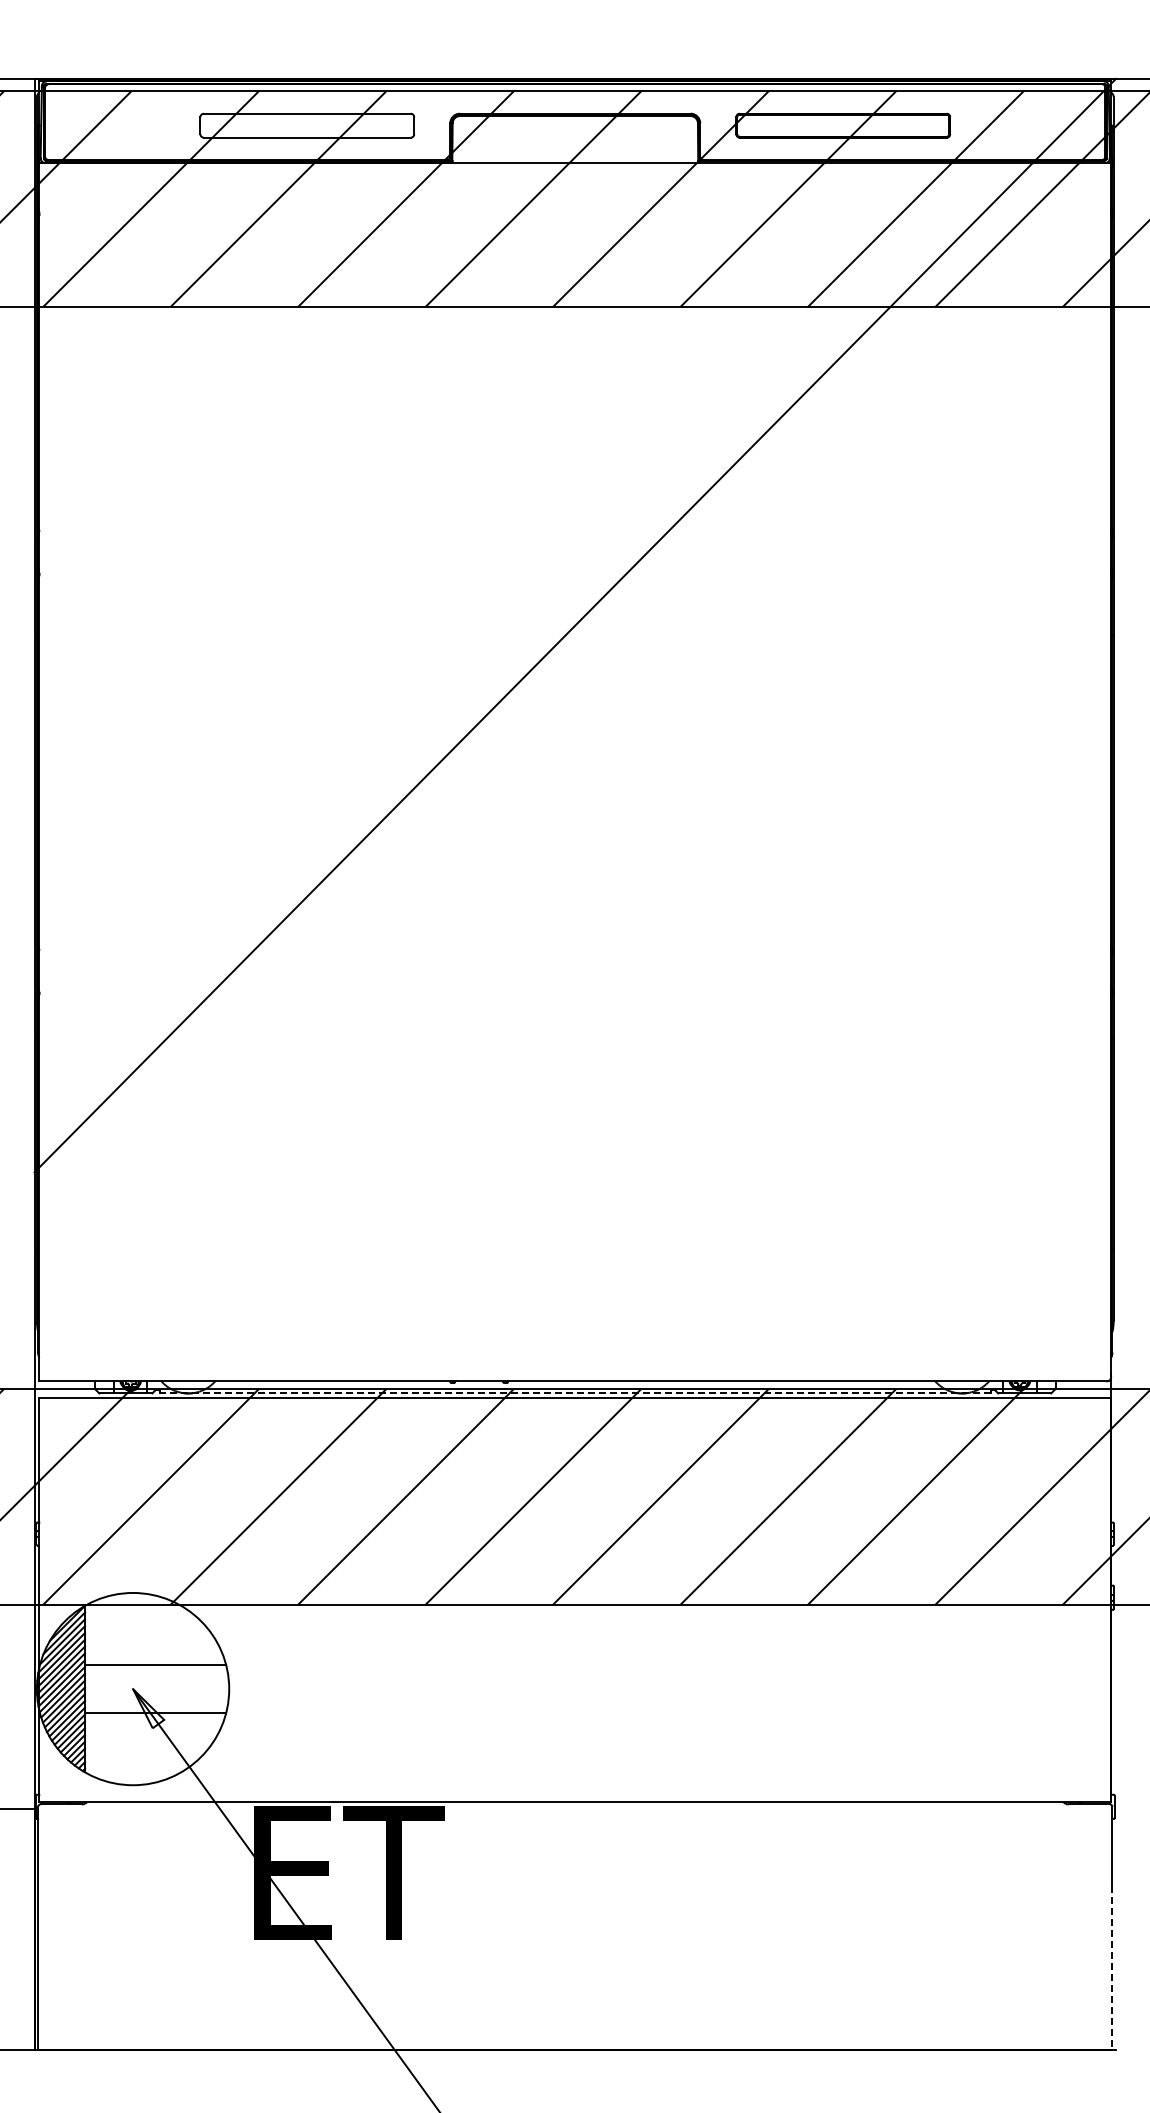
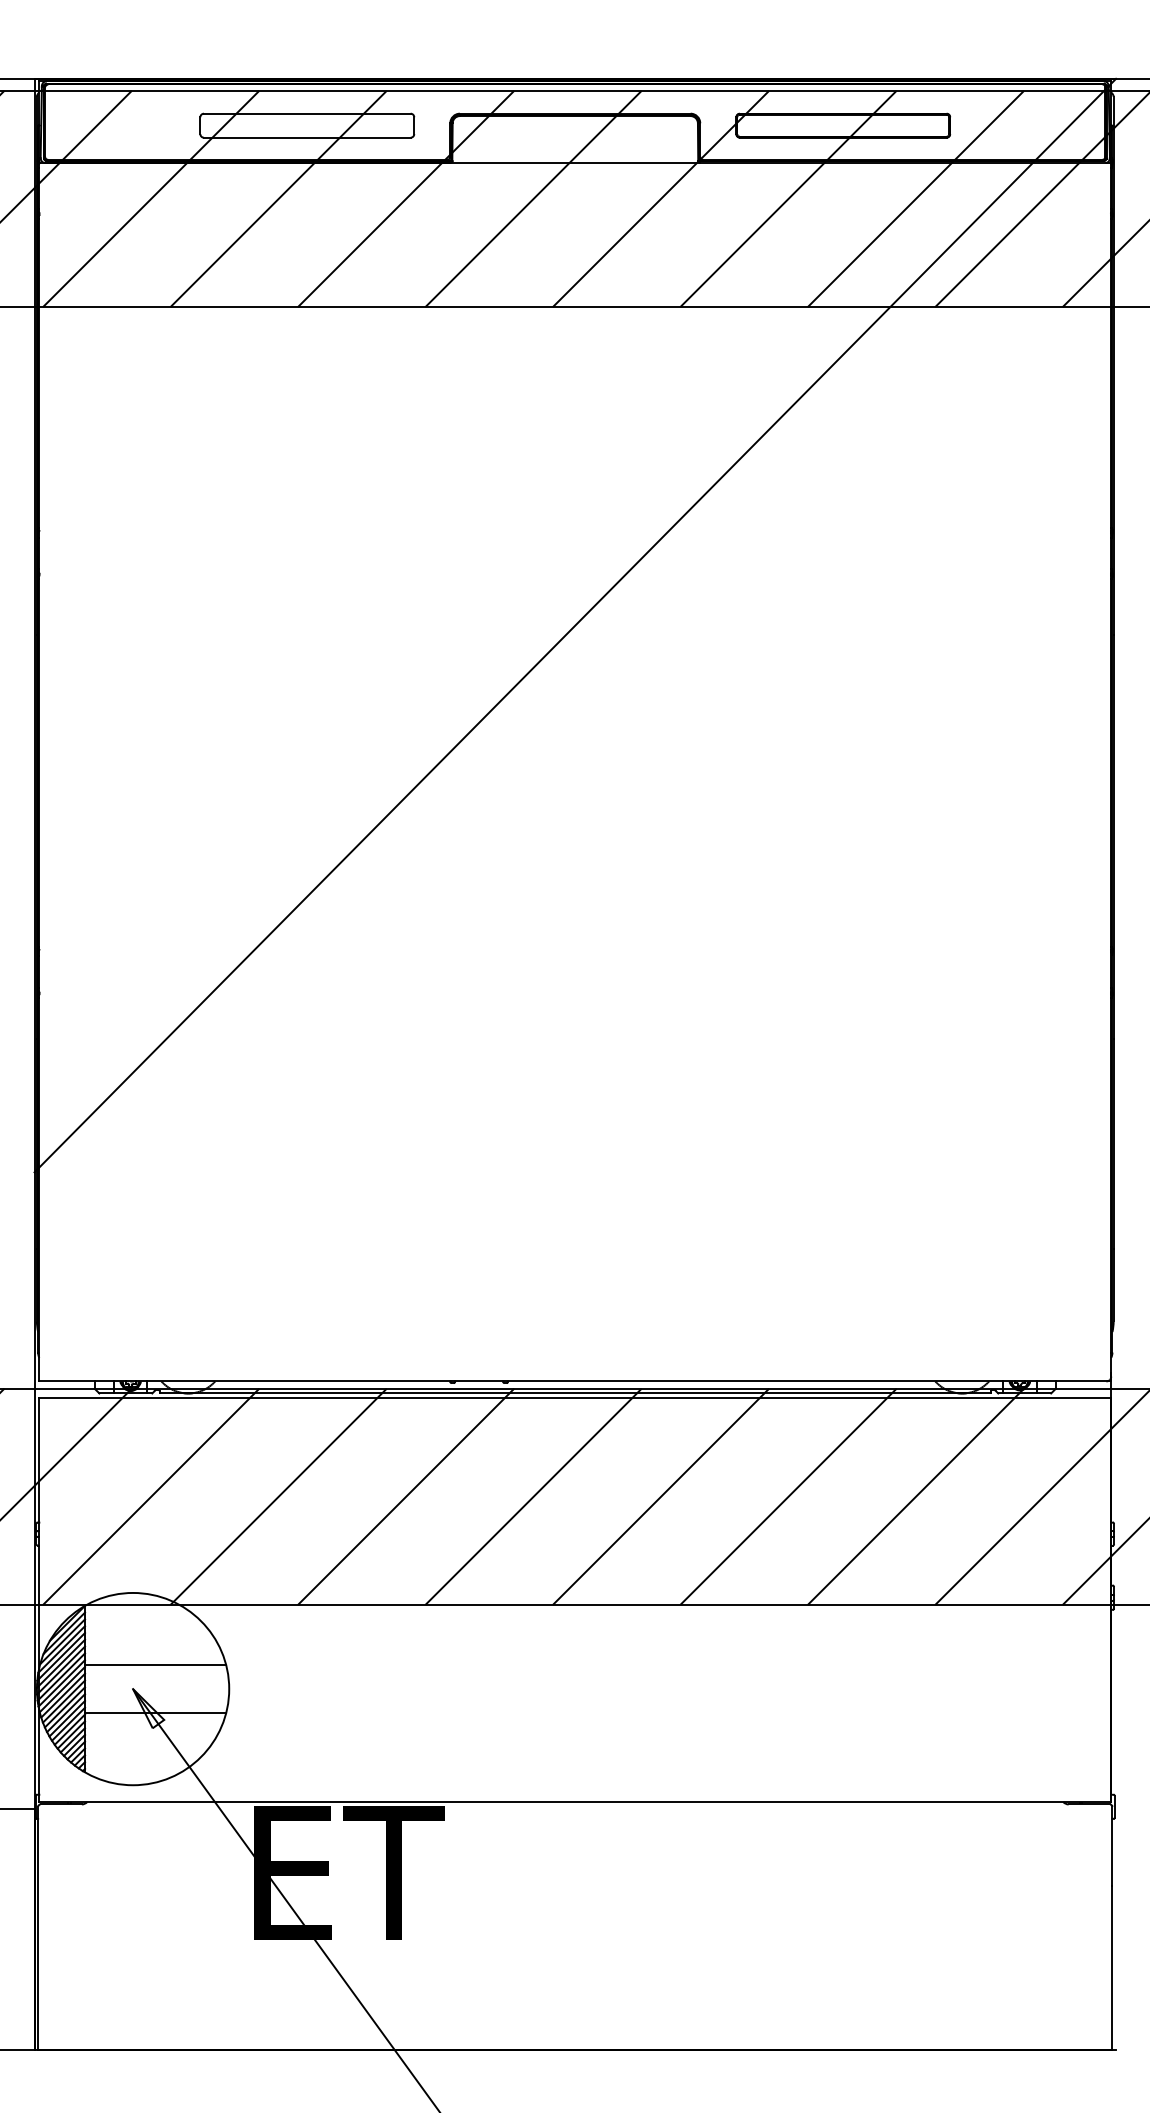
line: dashed -> solid (575, 1393)
line: dashed -> solid (1112, 1967)
